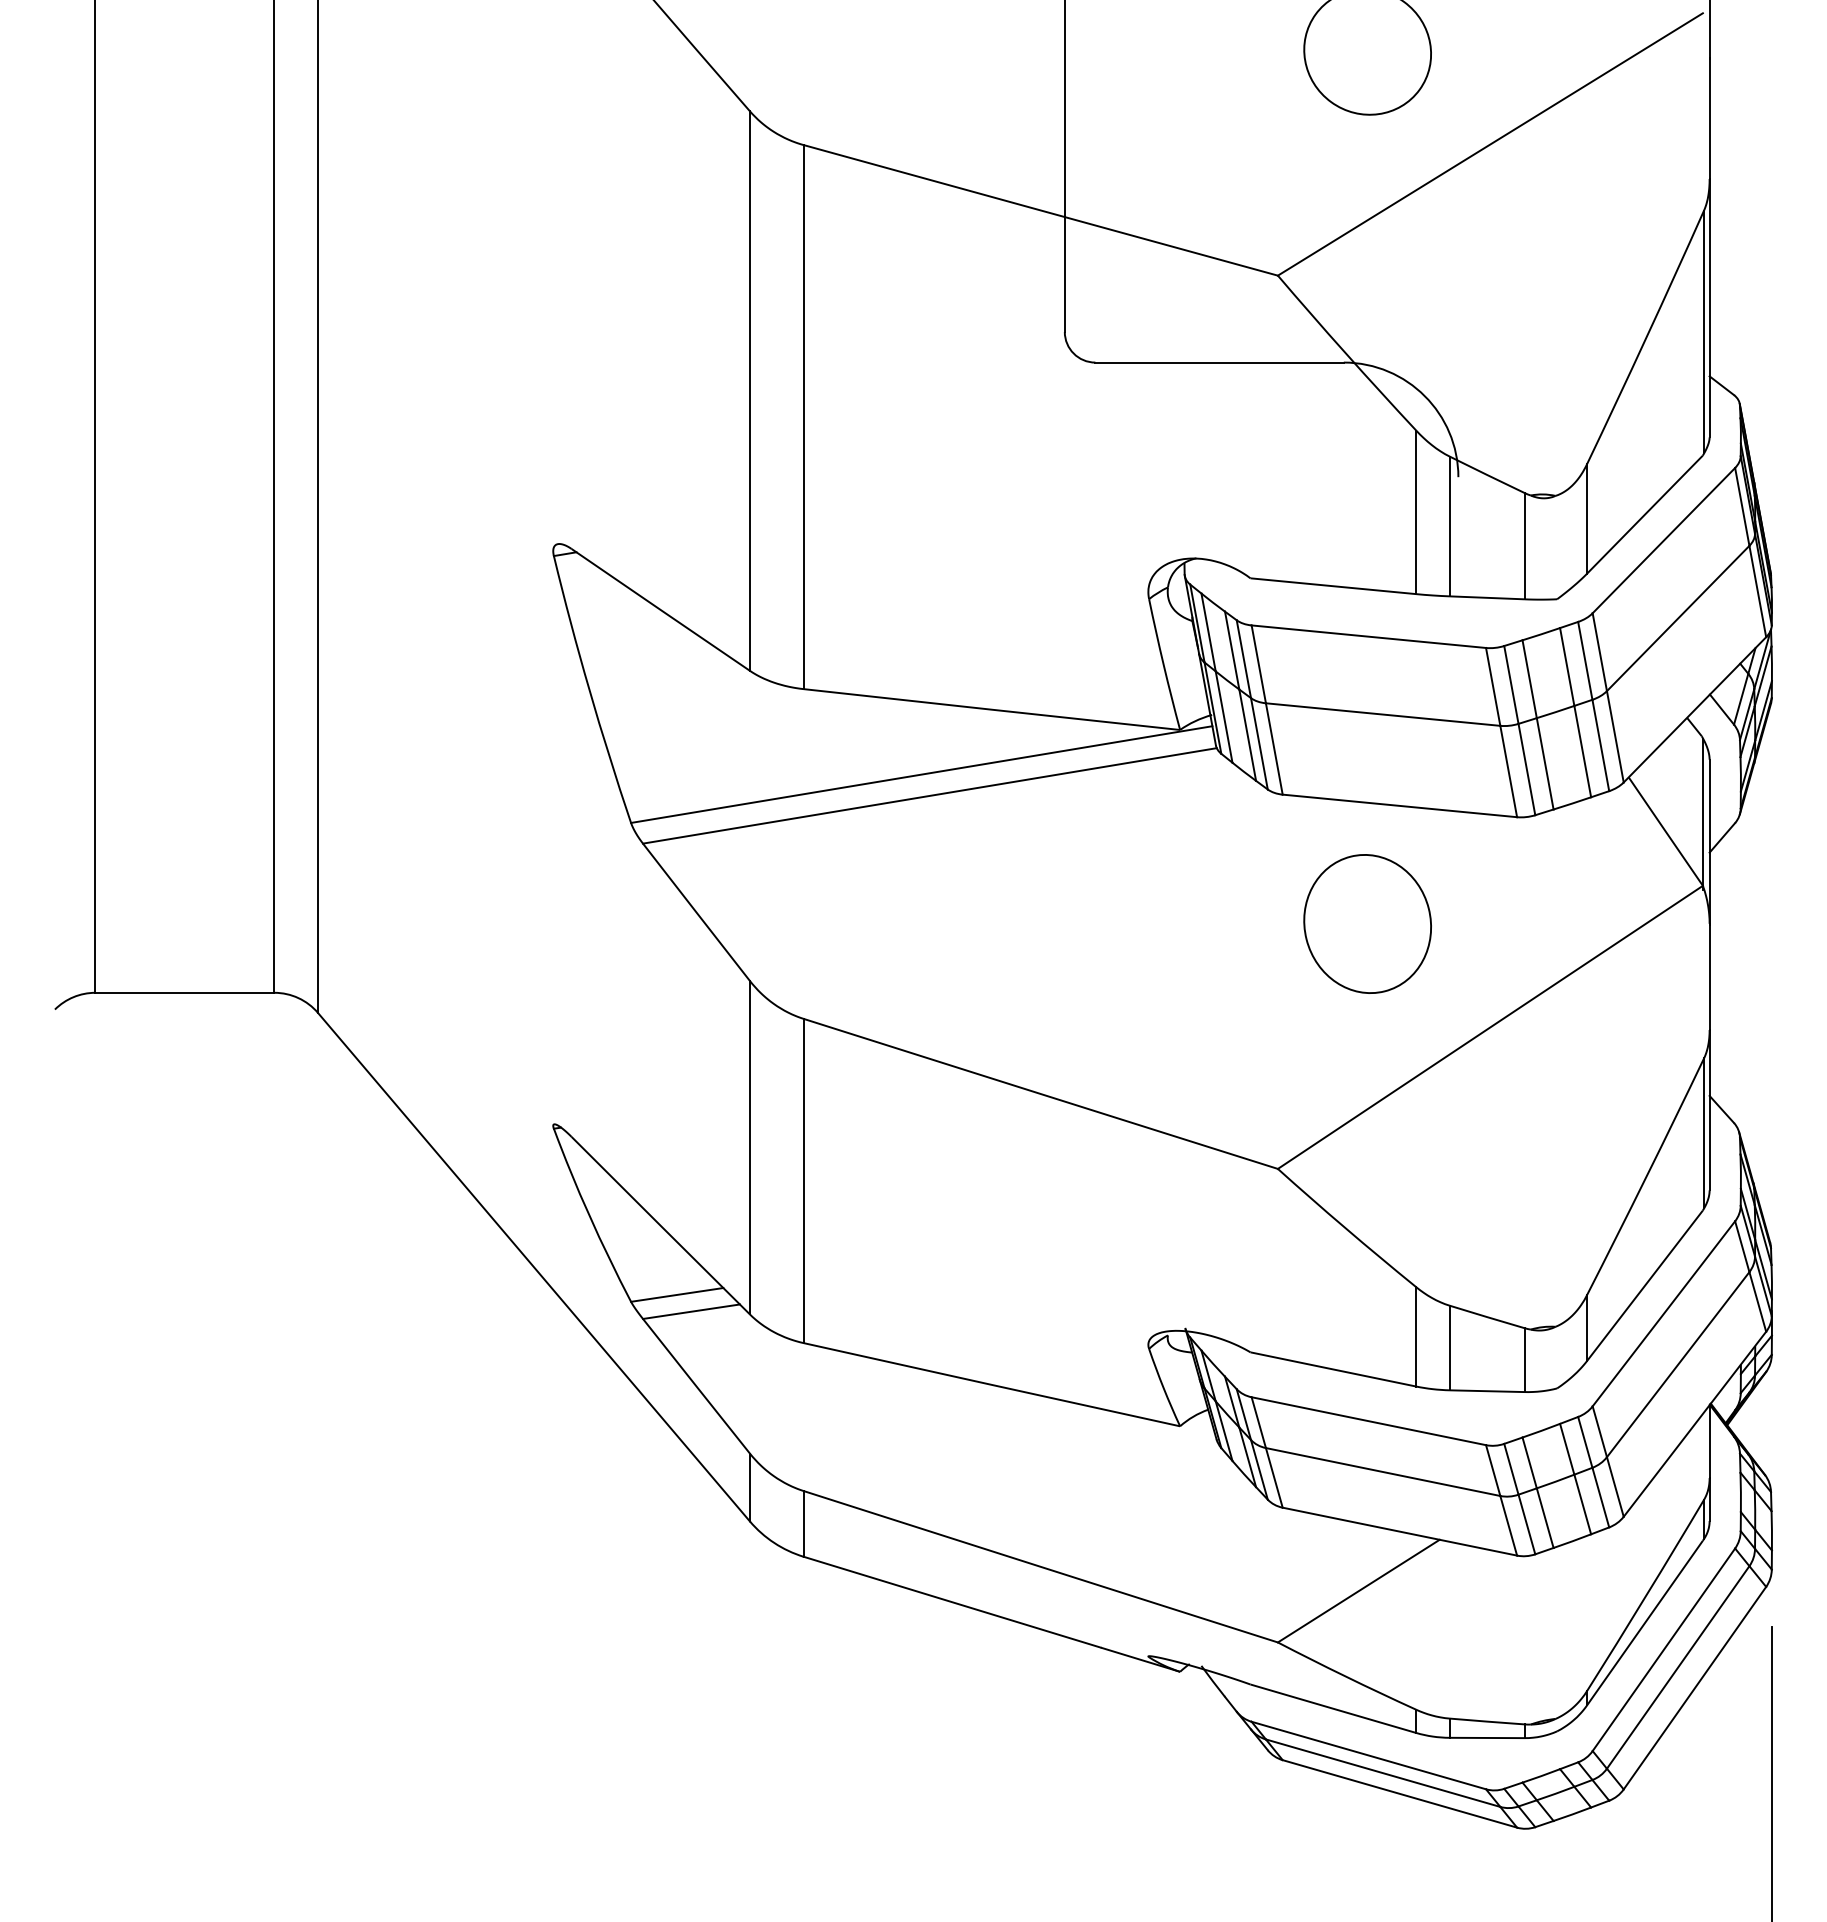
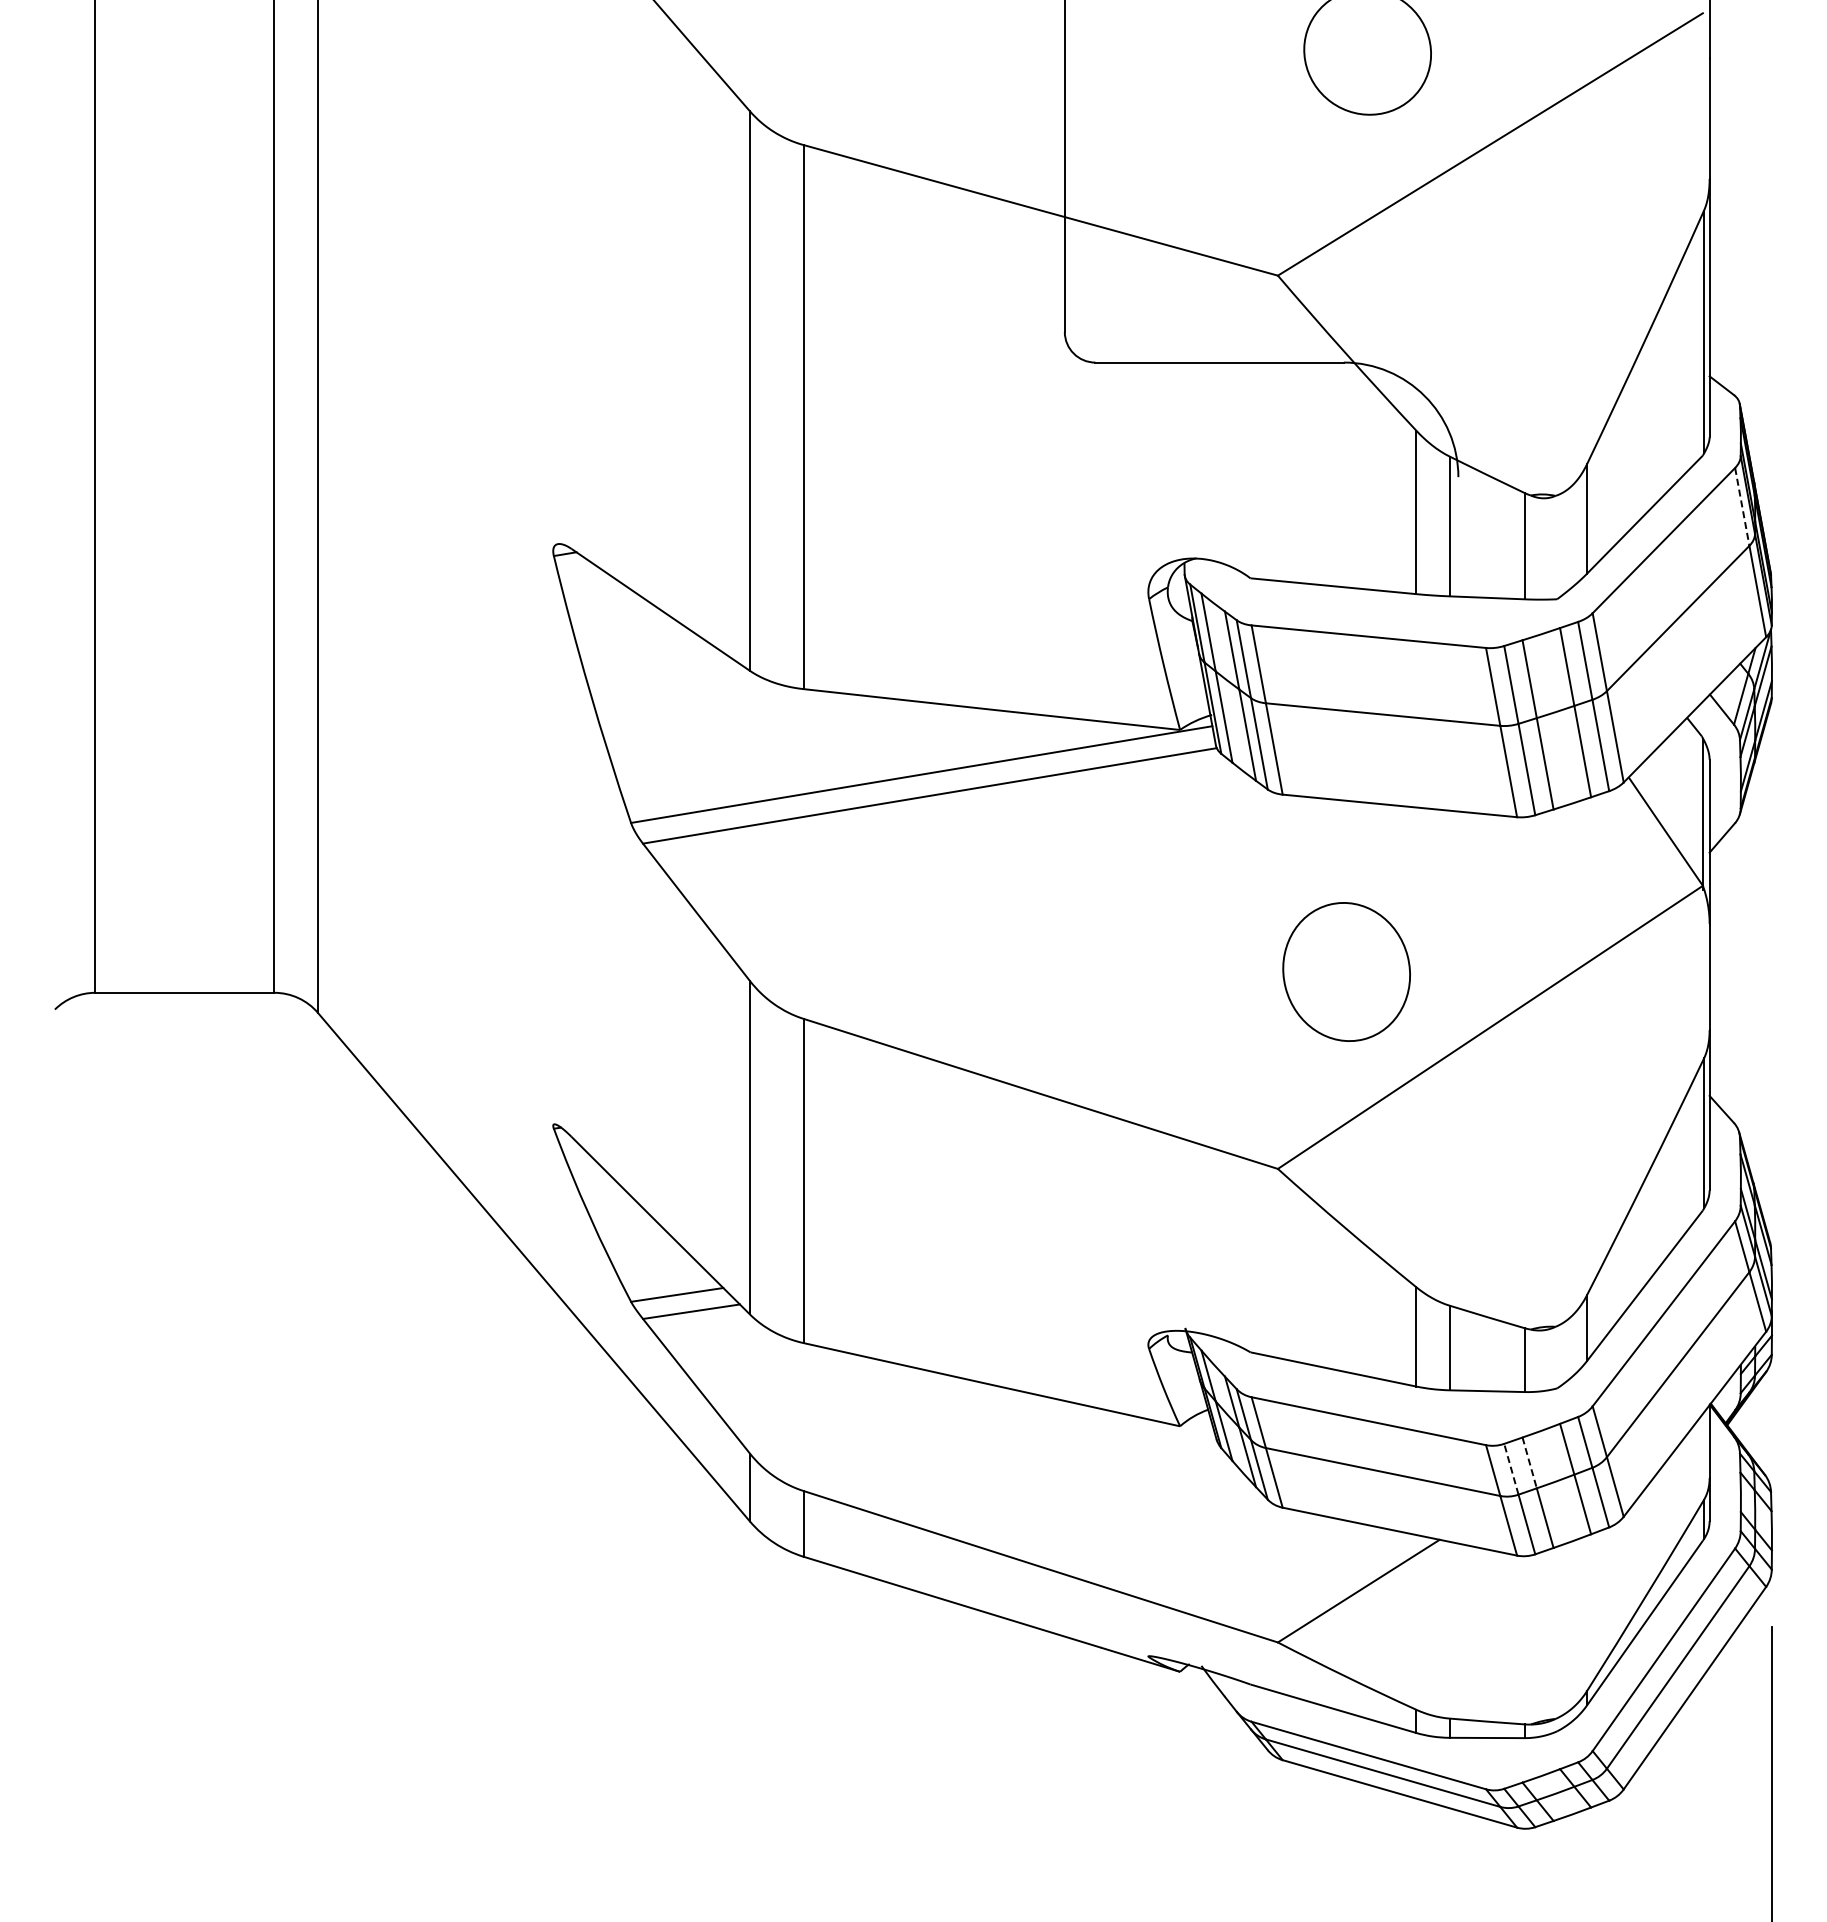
line: solid -> dashed (1742, 506)
part position: (1367, 923) -> (1346, 971) (1346, 971)
line: solid -> dashed (1529, 1463)
line: solid -> dashed (1511, 1468)
